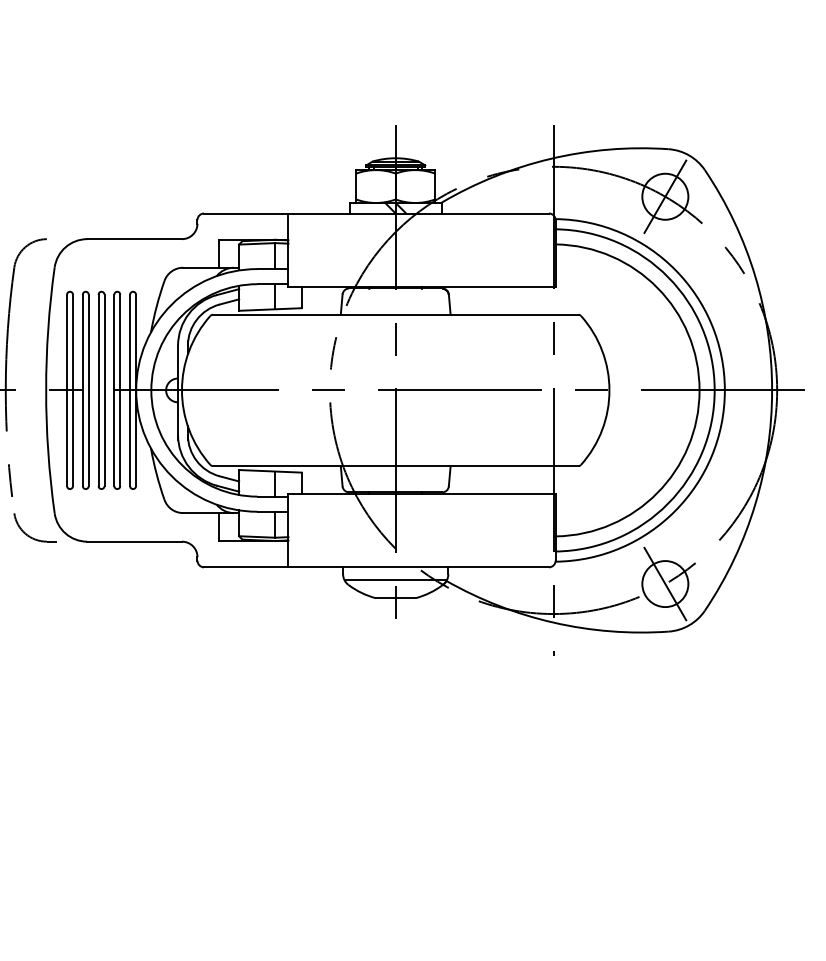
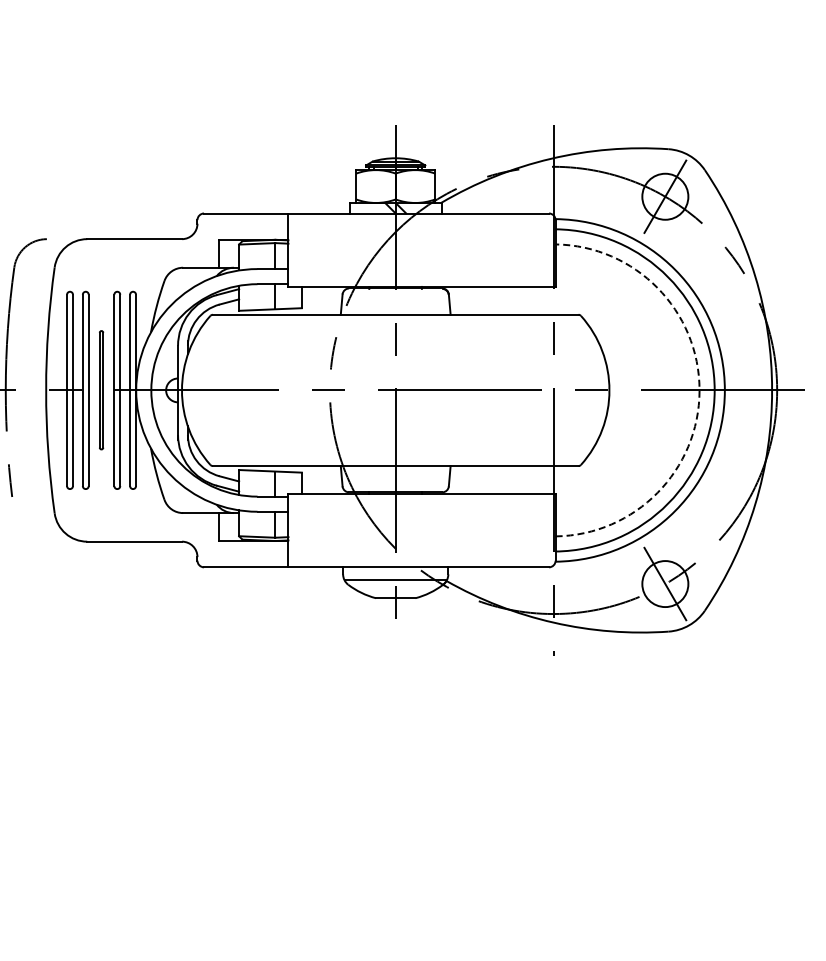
part size: 9x200 px -> 6x121 px (101, 390)
arc: solid -> dashed (699, 390)
part: present -> none (28, 534)
